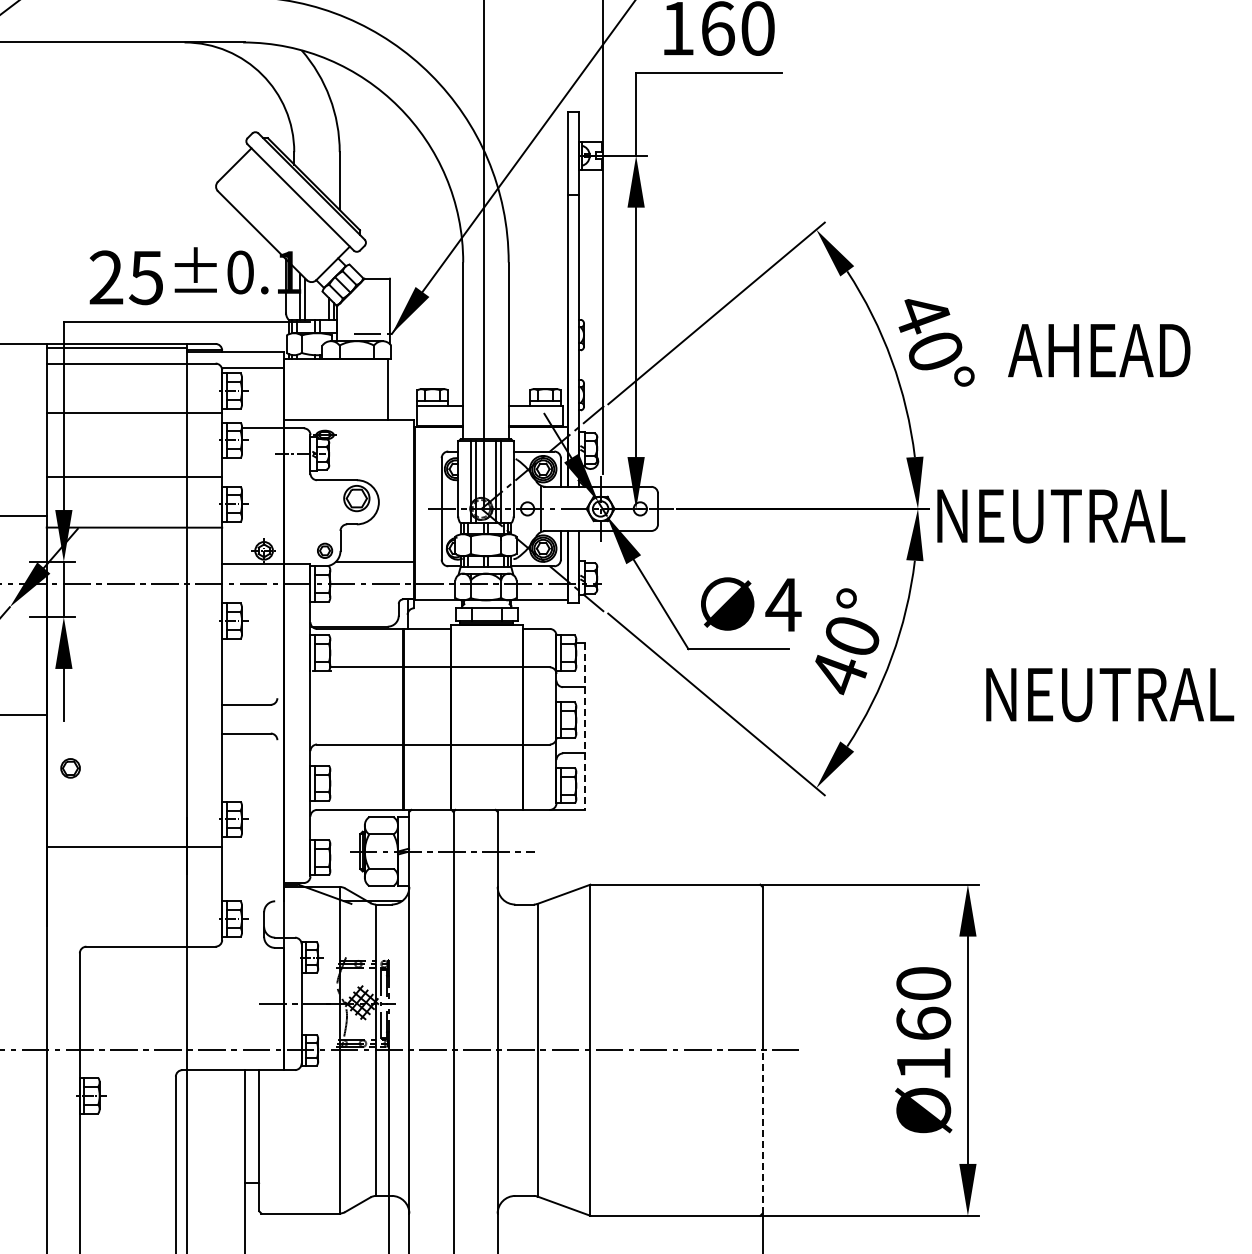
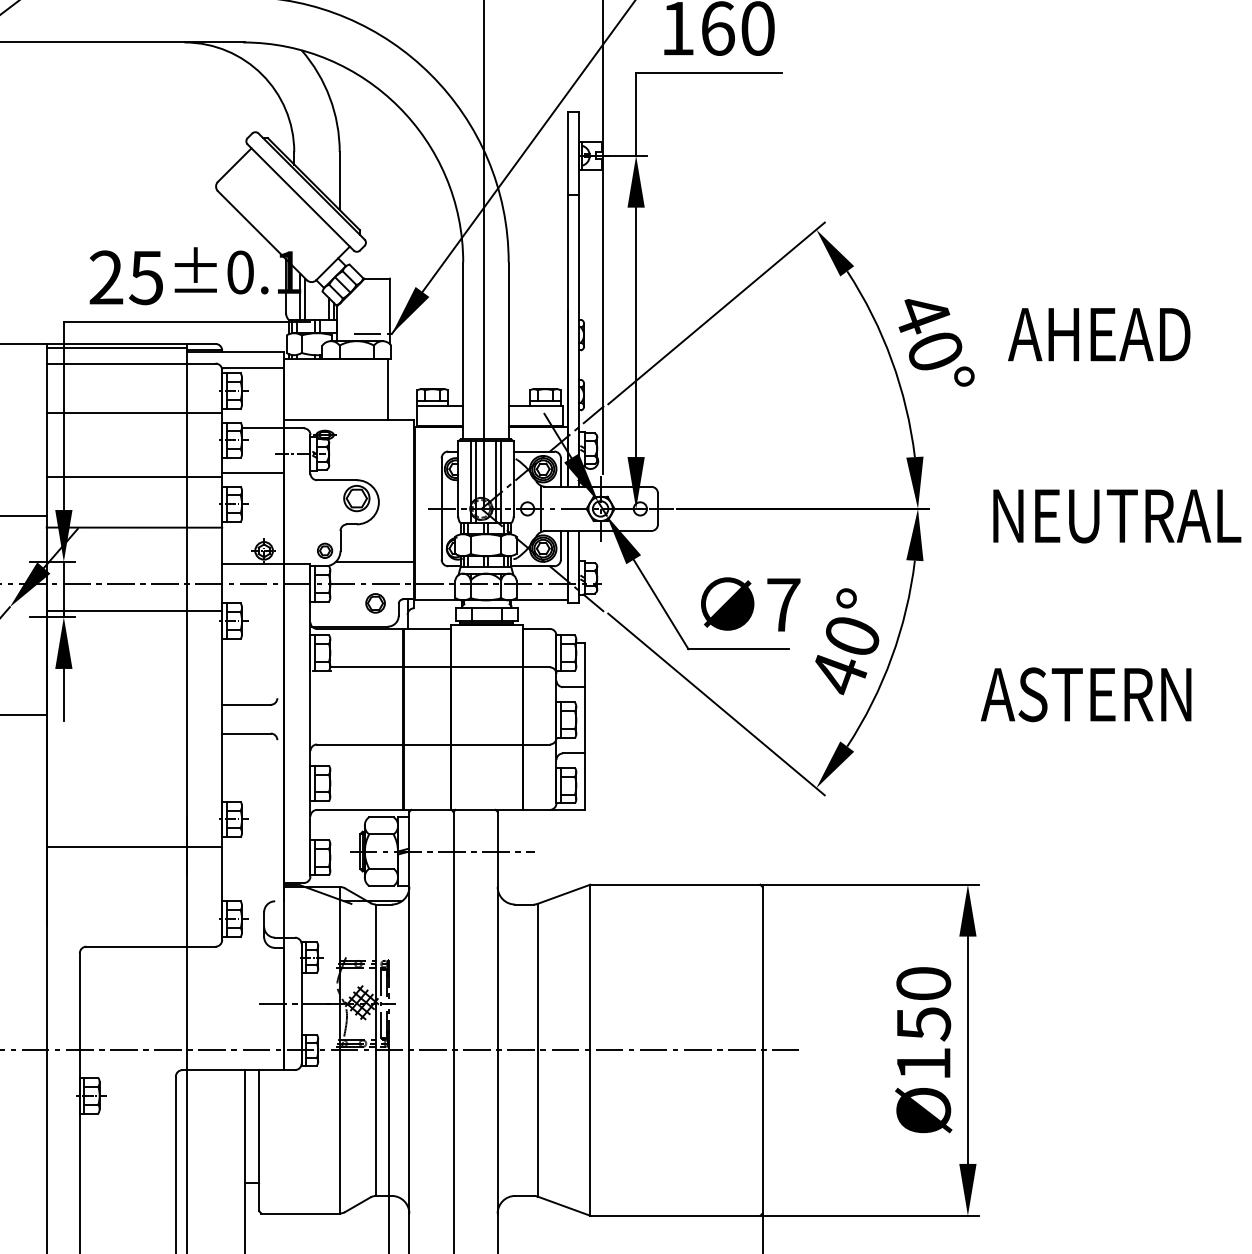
text position: (1099, 350) -> (1099, 334) (1099, 334)
line: none -> present (253, 473)
text position: (1061, 516) -> (1117, 516) (1117, 516)
text: 4 -> 7 (783, 604)
line: none -> present (134, 611)
text: NEUTRAL -> ASTERN (1107, 694)
line: dashed -> solid (585, 726)
part position: (70, 768) -> (375, 603) (375, 603)
text: Ø160 -> Ø150 (923, 1023)
line: dashed -> solid (762, 1131)
